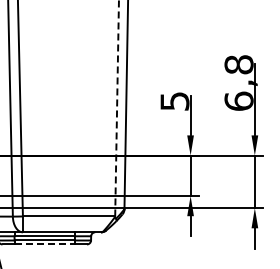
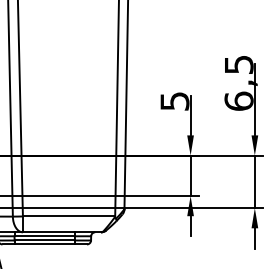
text: 6,8 -> 6,5 (238, 64)
line: dashed -> solid (117, 108)
line: dashed -> solid (45, 244)
